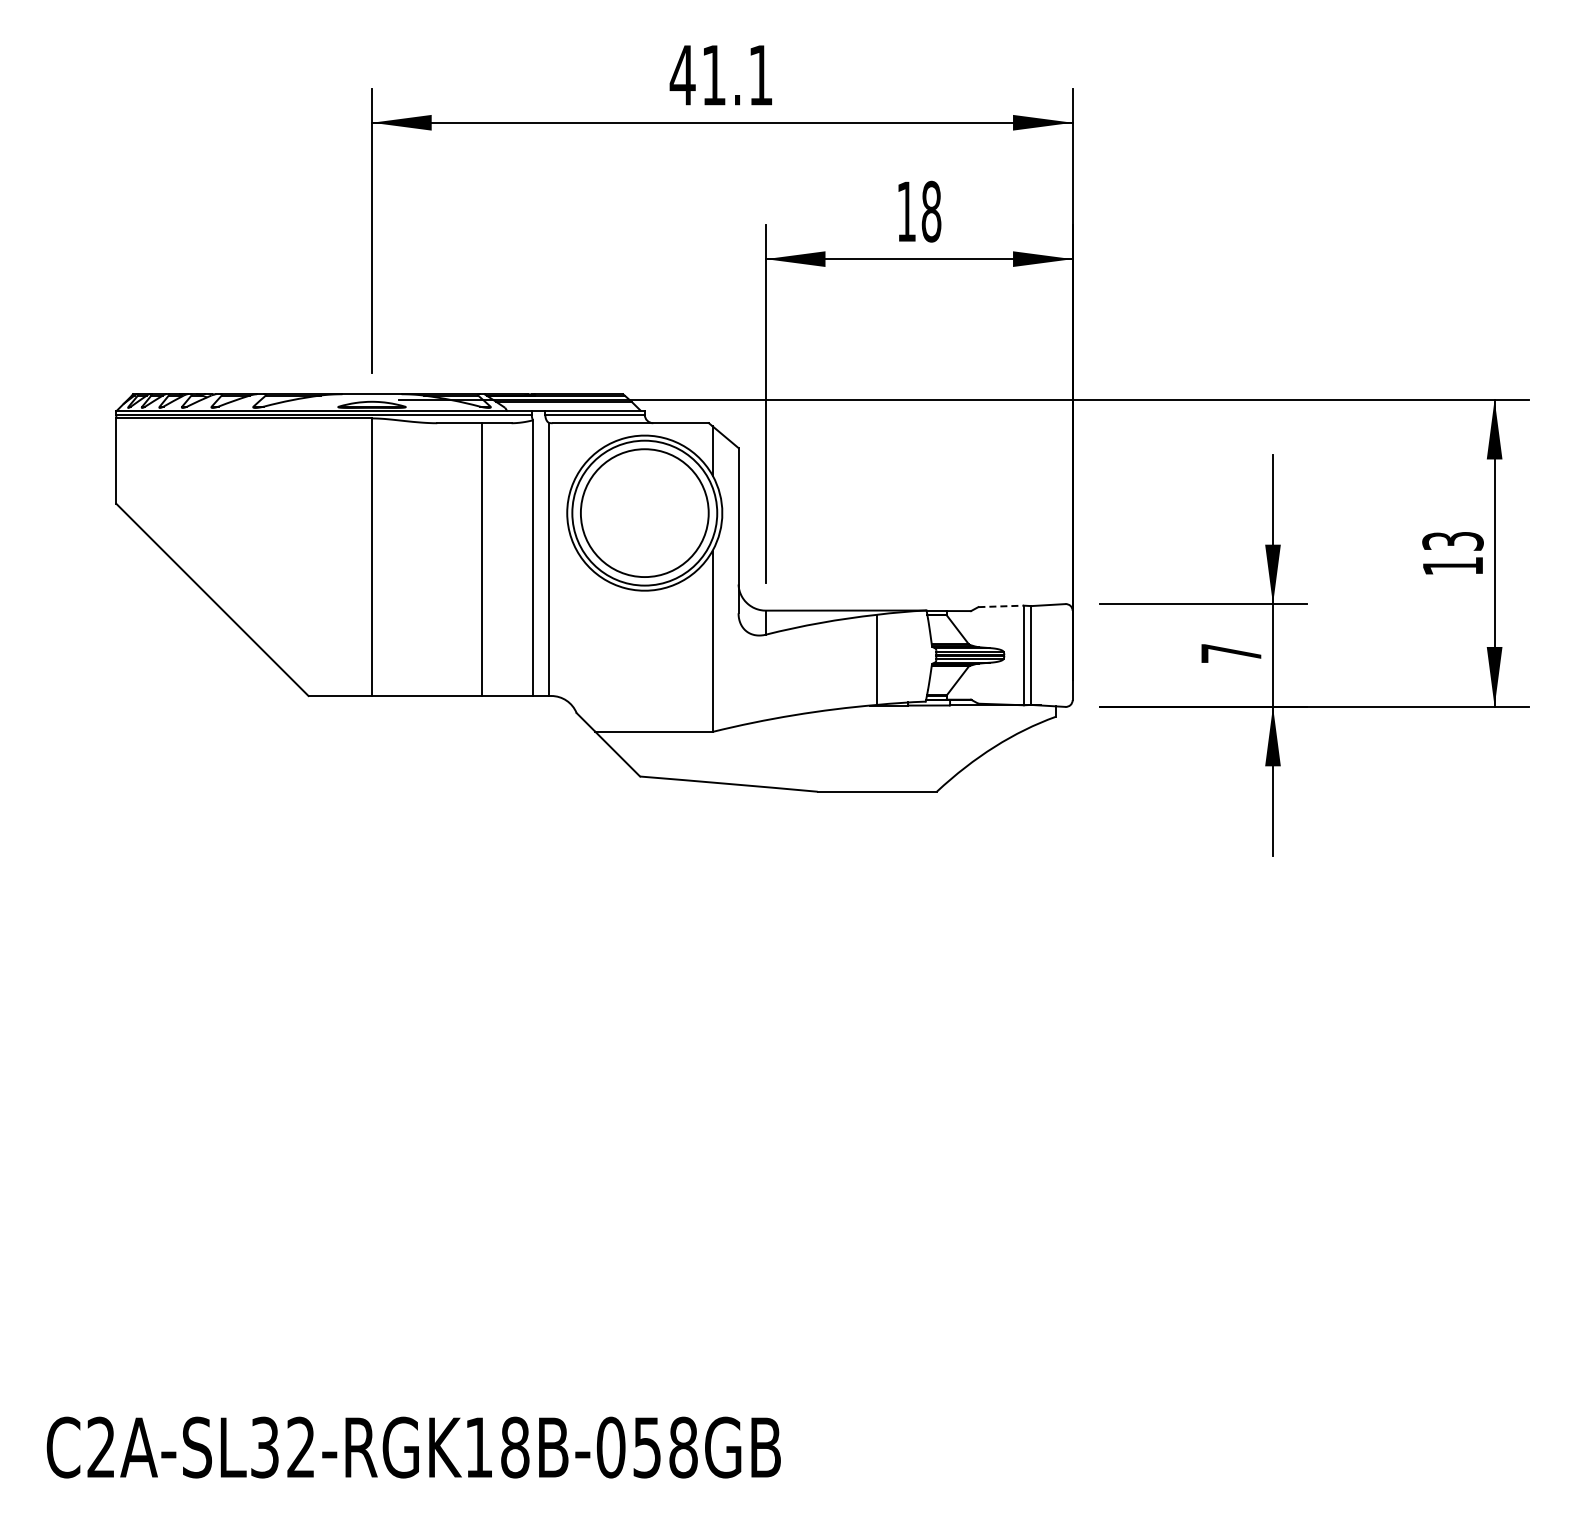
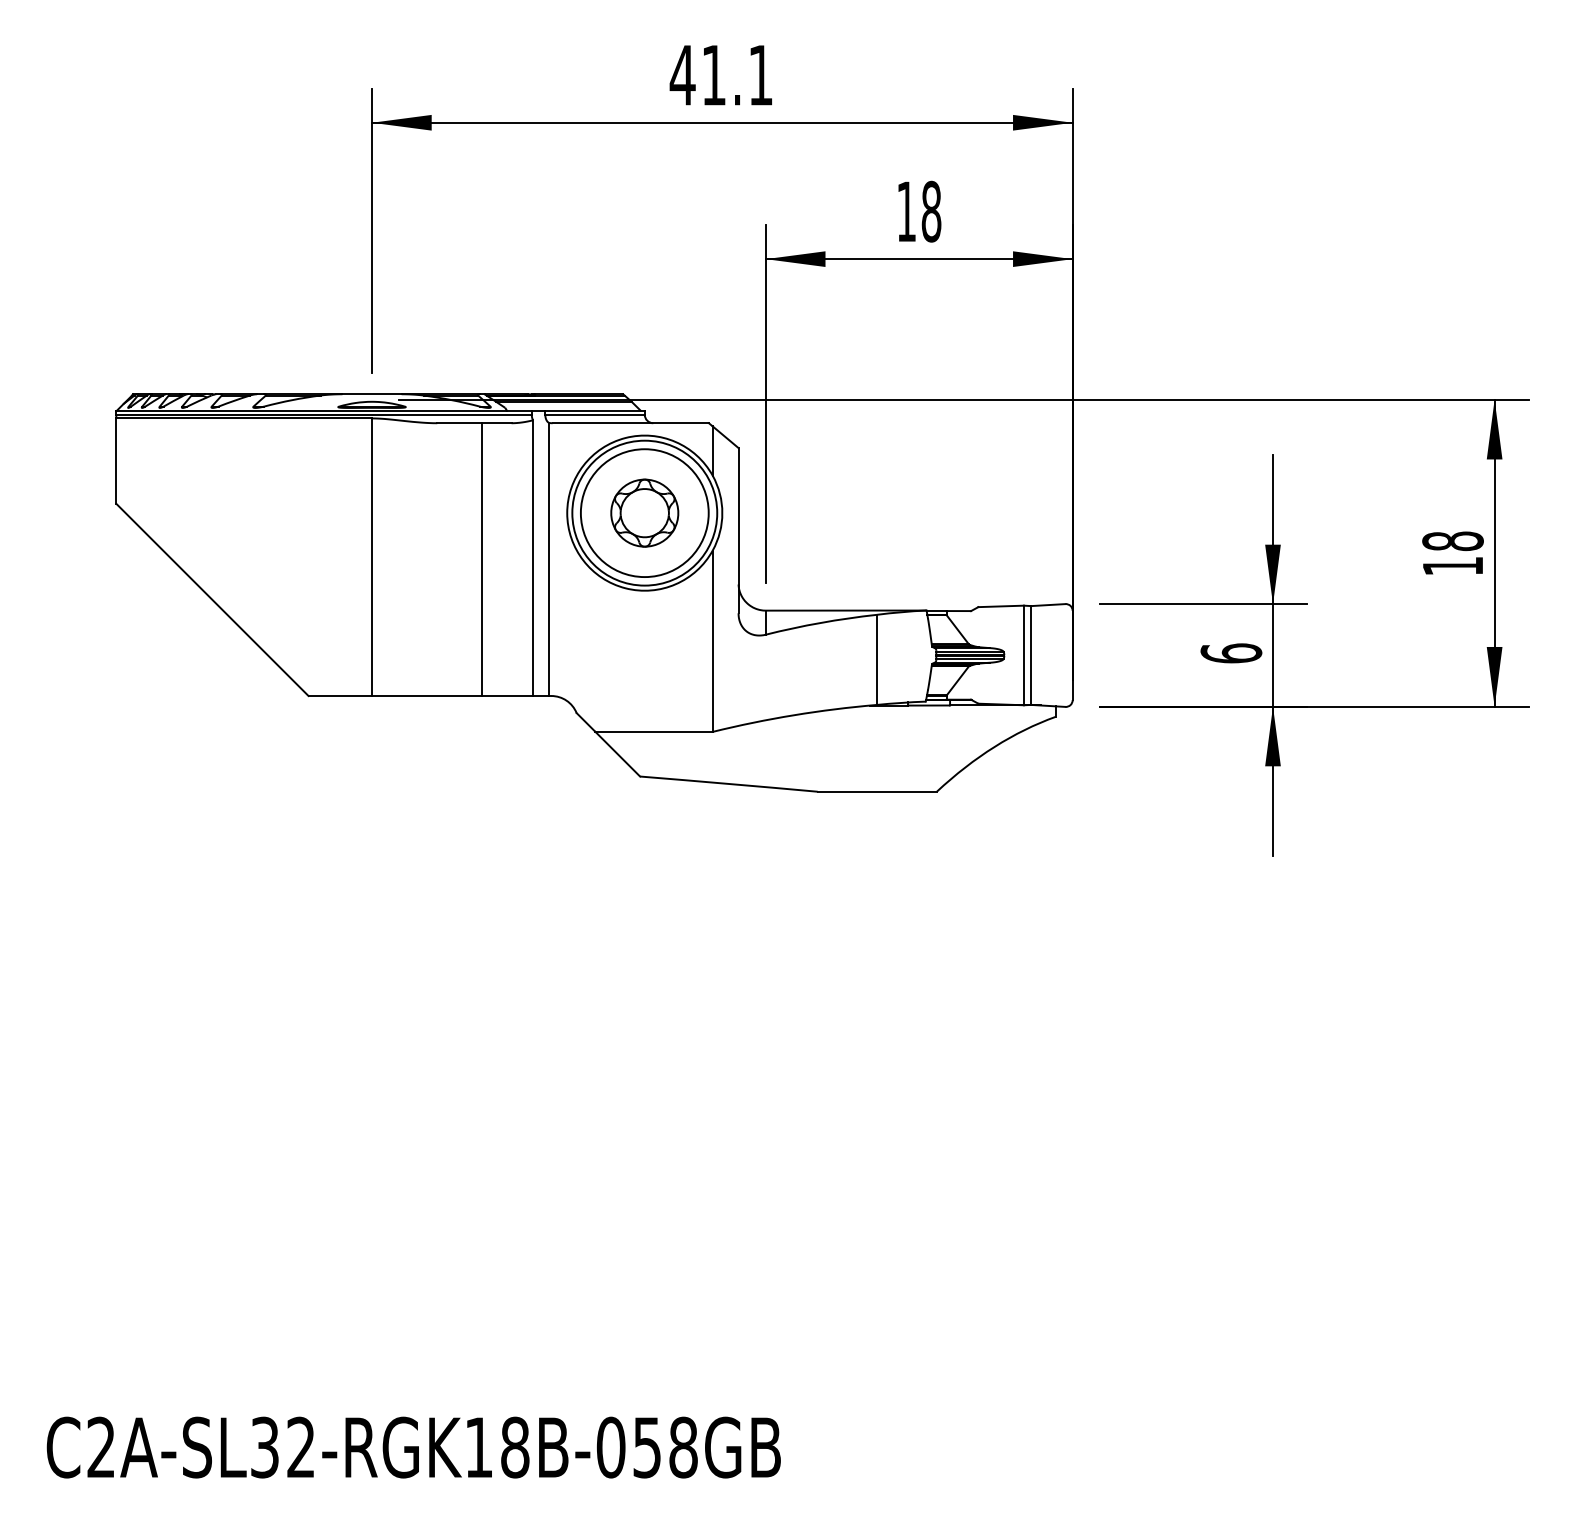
part: none -> present (644, 512)
text: 13 -> 18 (1452, 541)
line: dashed -> solid (1001, 606)
text: 7 -> 6 (1231, 653)
